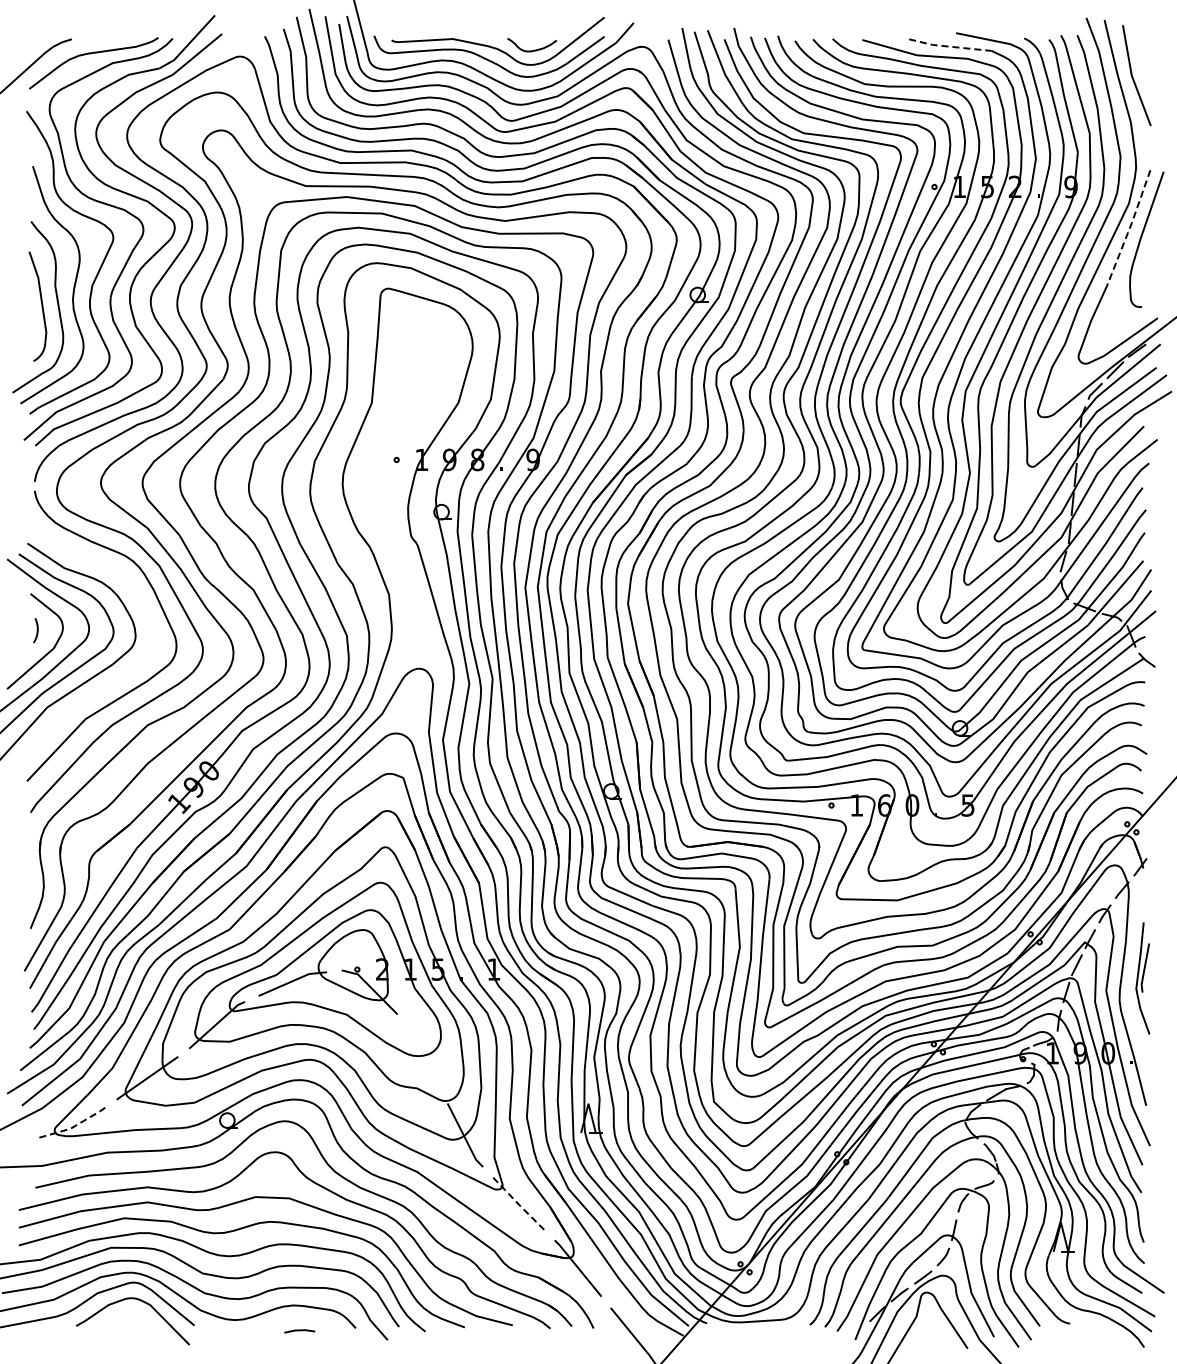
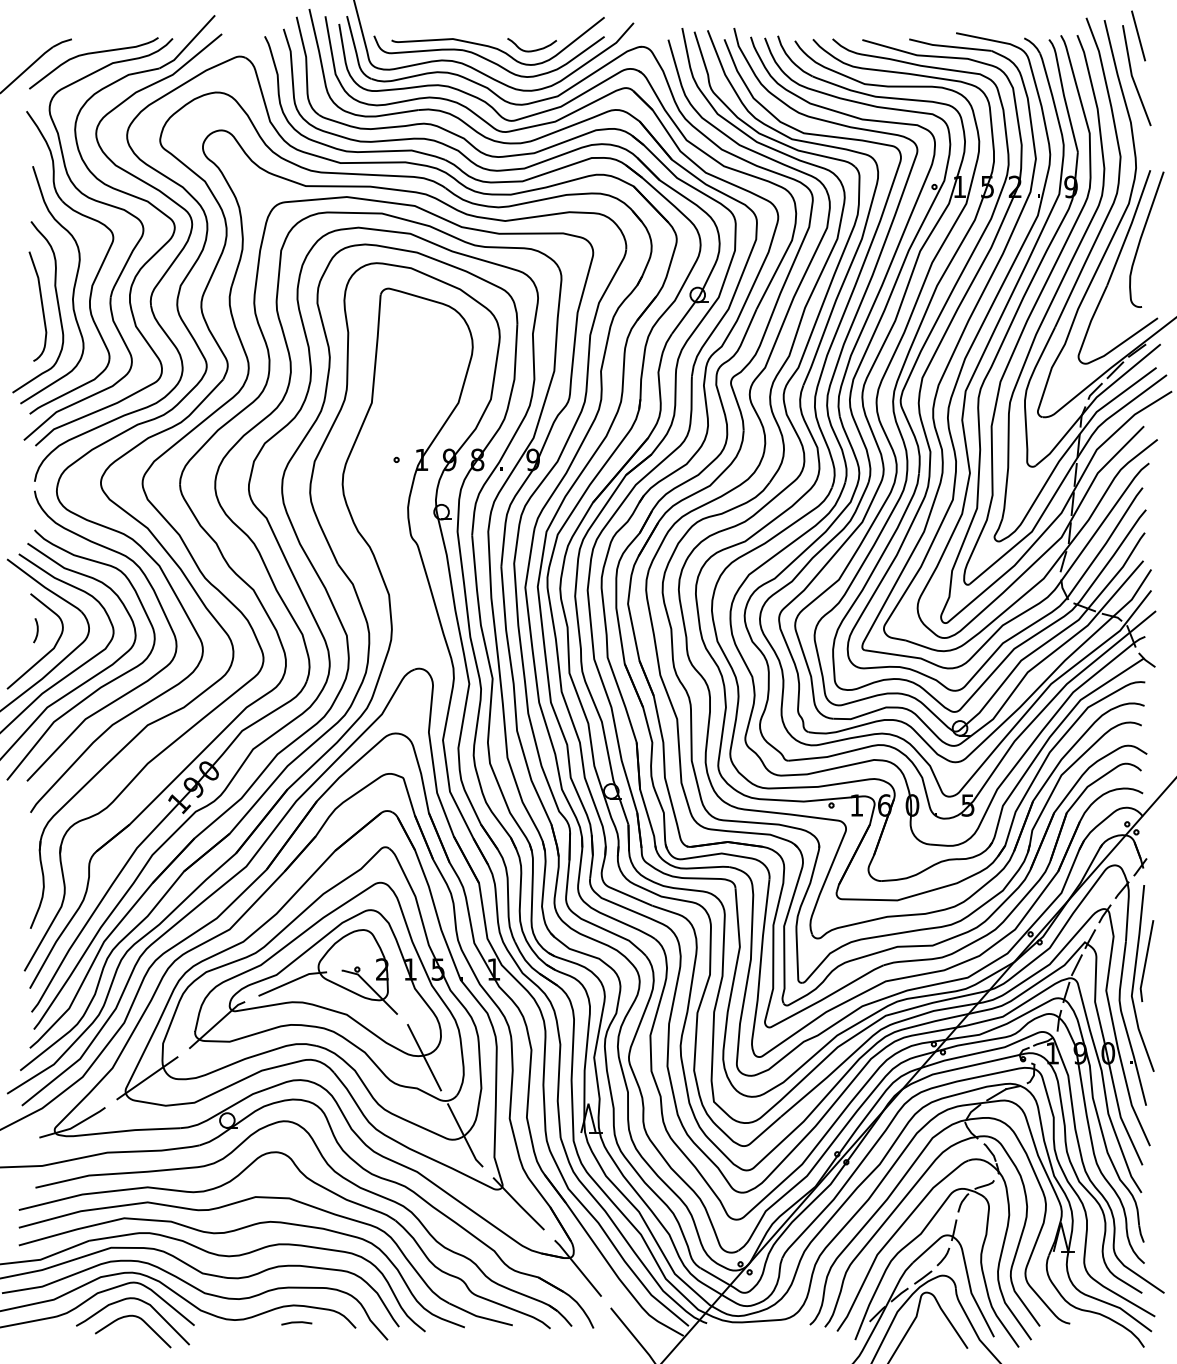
line: none -> present (1138, 35)
line: dashed -> solid (949, 46)
line: dashed -> solid (1129, 227)
curve: none -> present (100, 686)
part size: 16x113 px -> 24x187 px (1142, 978)
line: none -> present (424, 1057)
line: dashed -> solid (74, 1126)
line: dashed -> solid (518, 1204)
curve: none -> present (142, 1321)
line position: (299, 1331) -> (296, 1323) (296, 1323)
